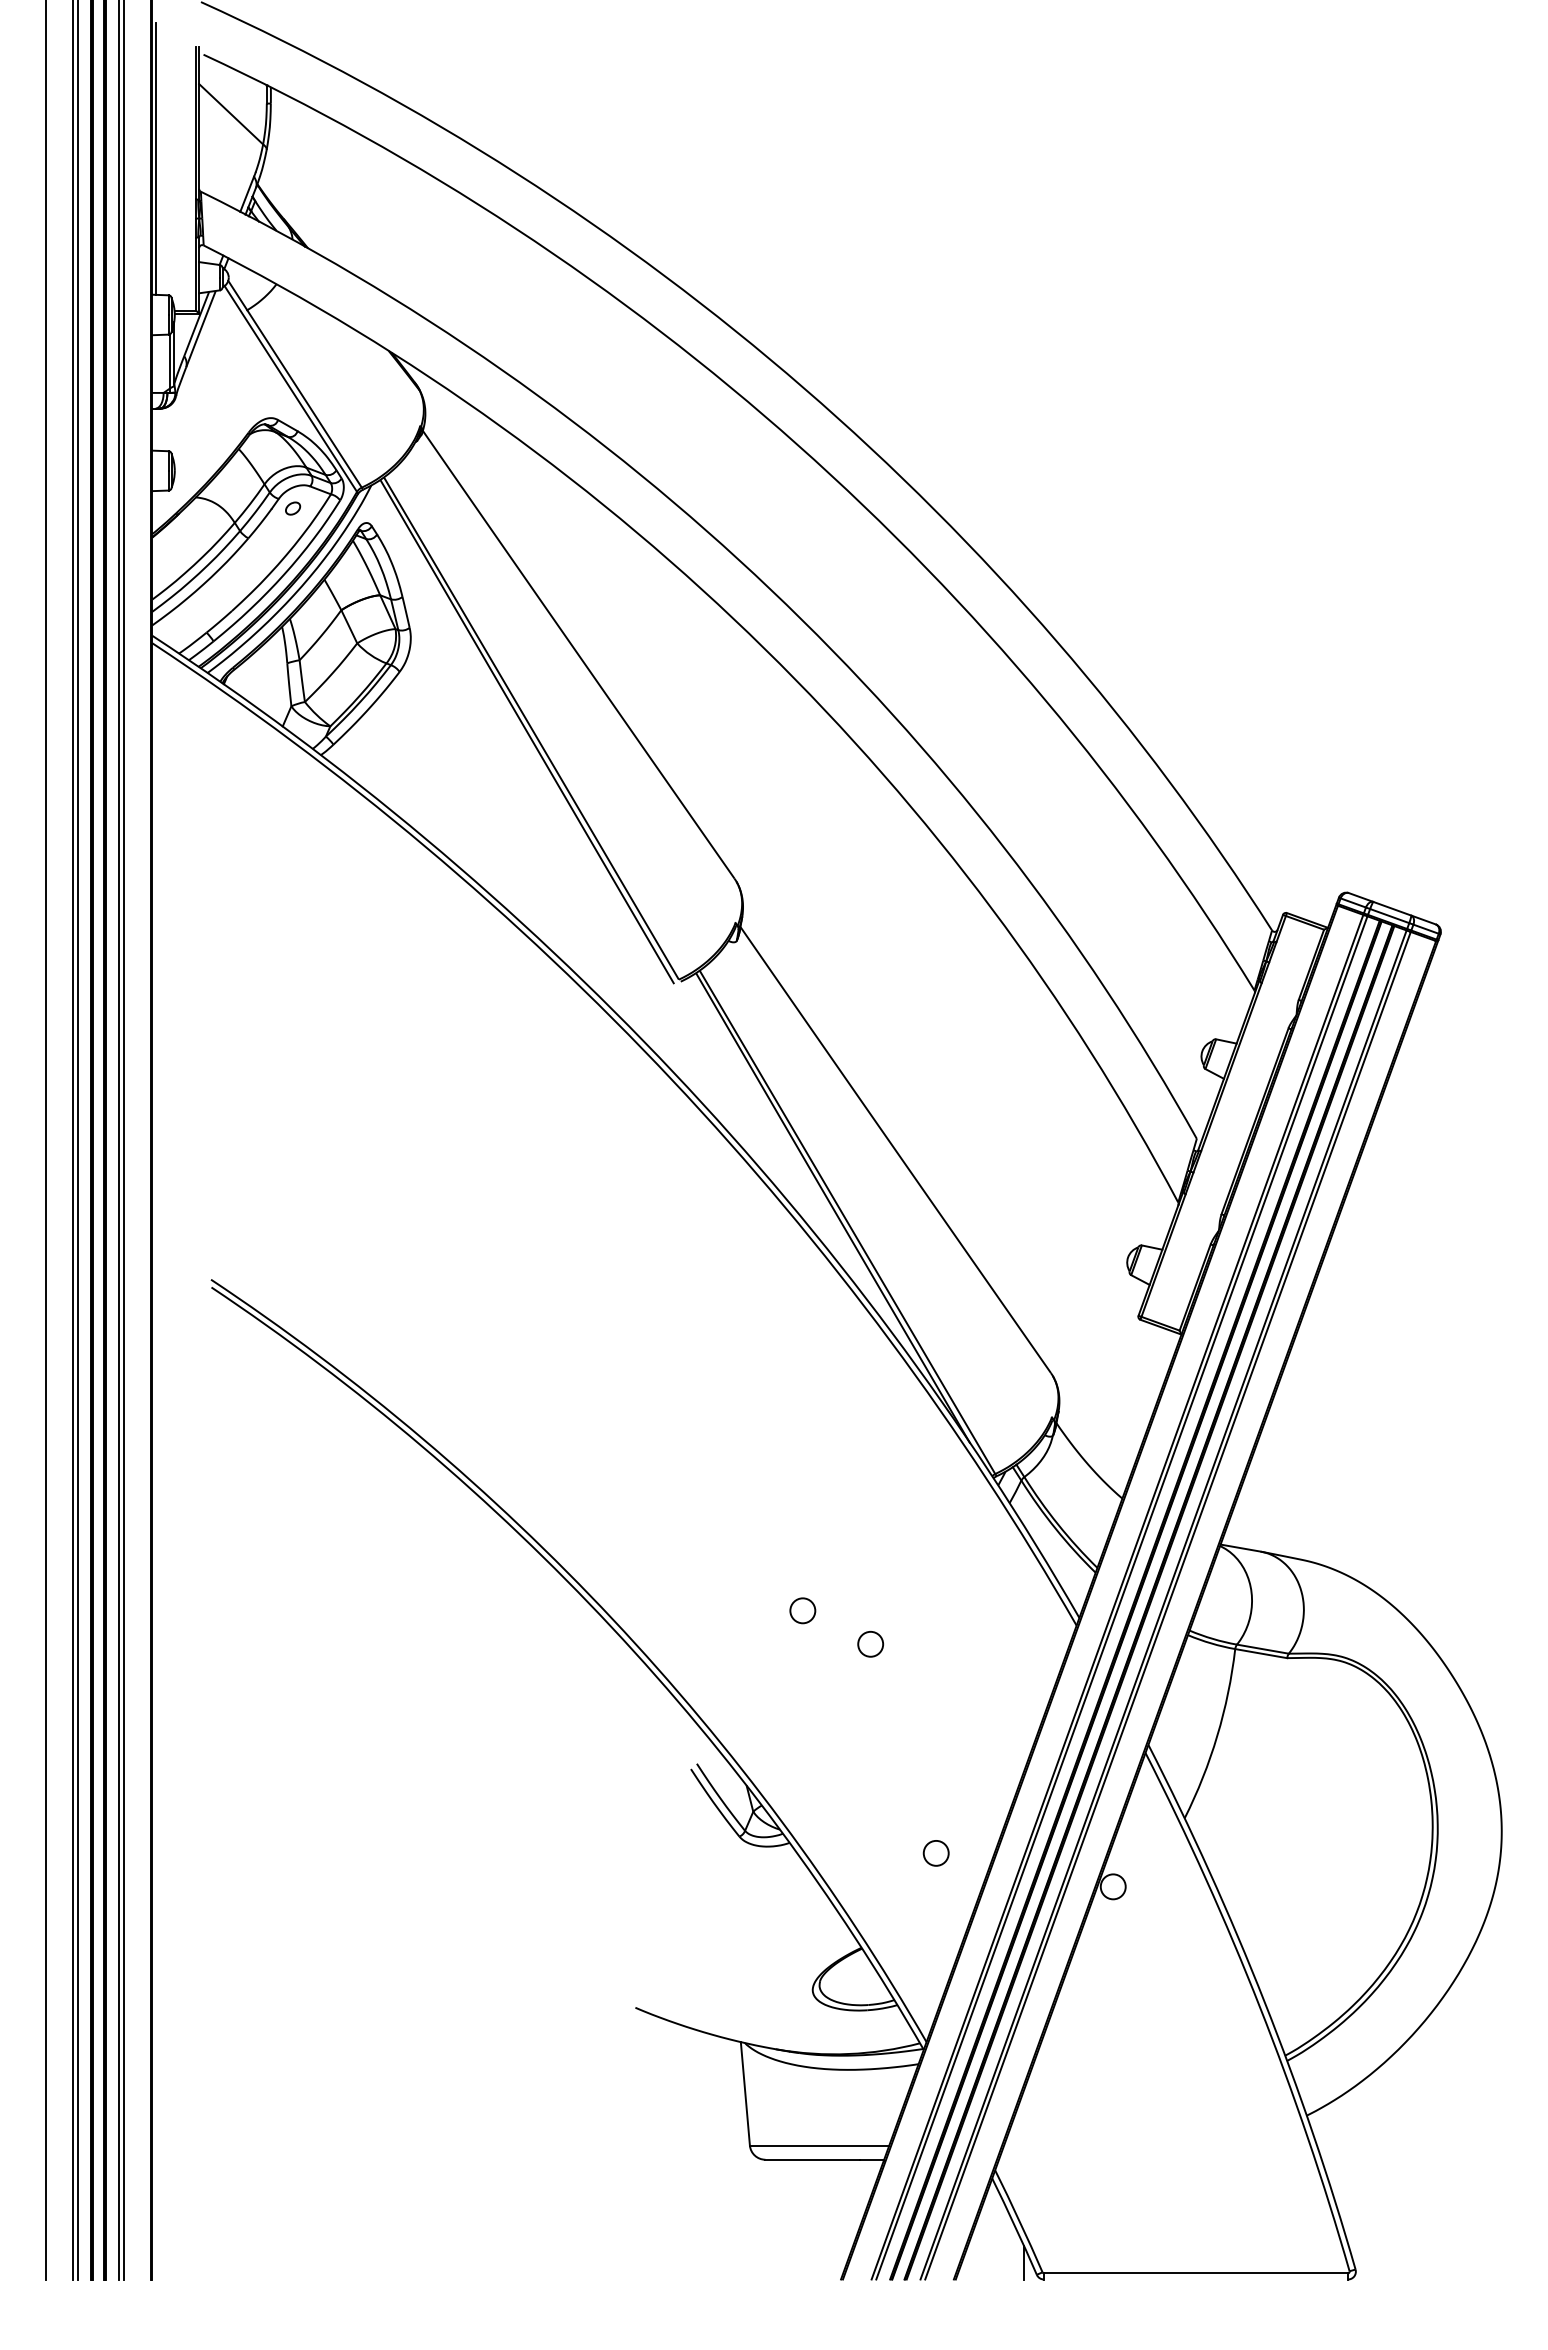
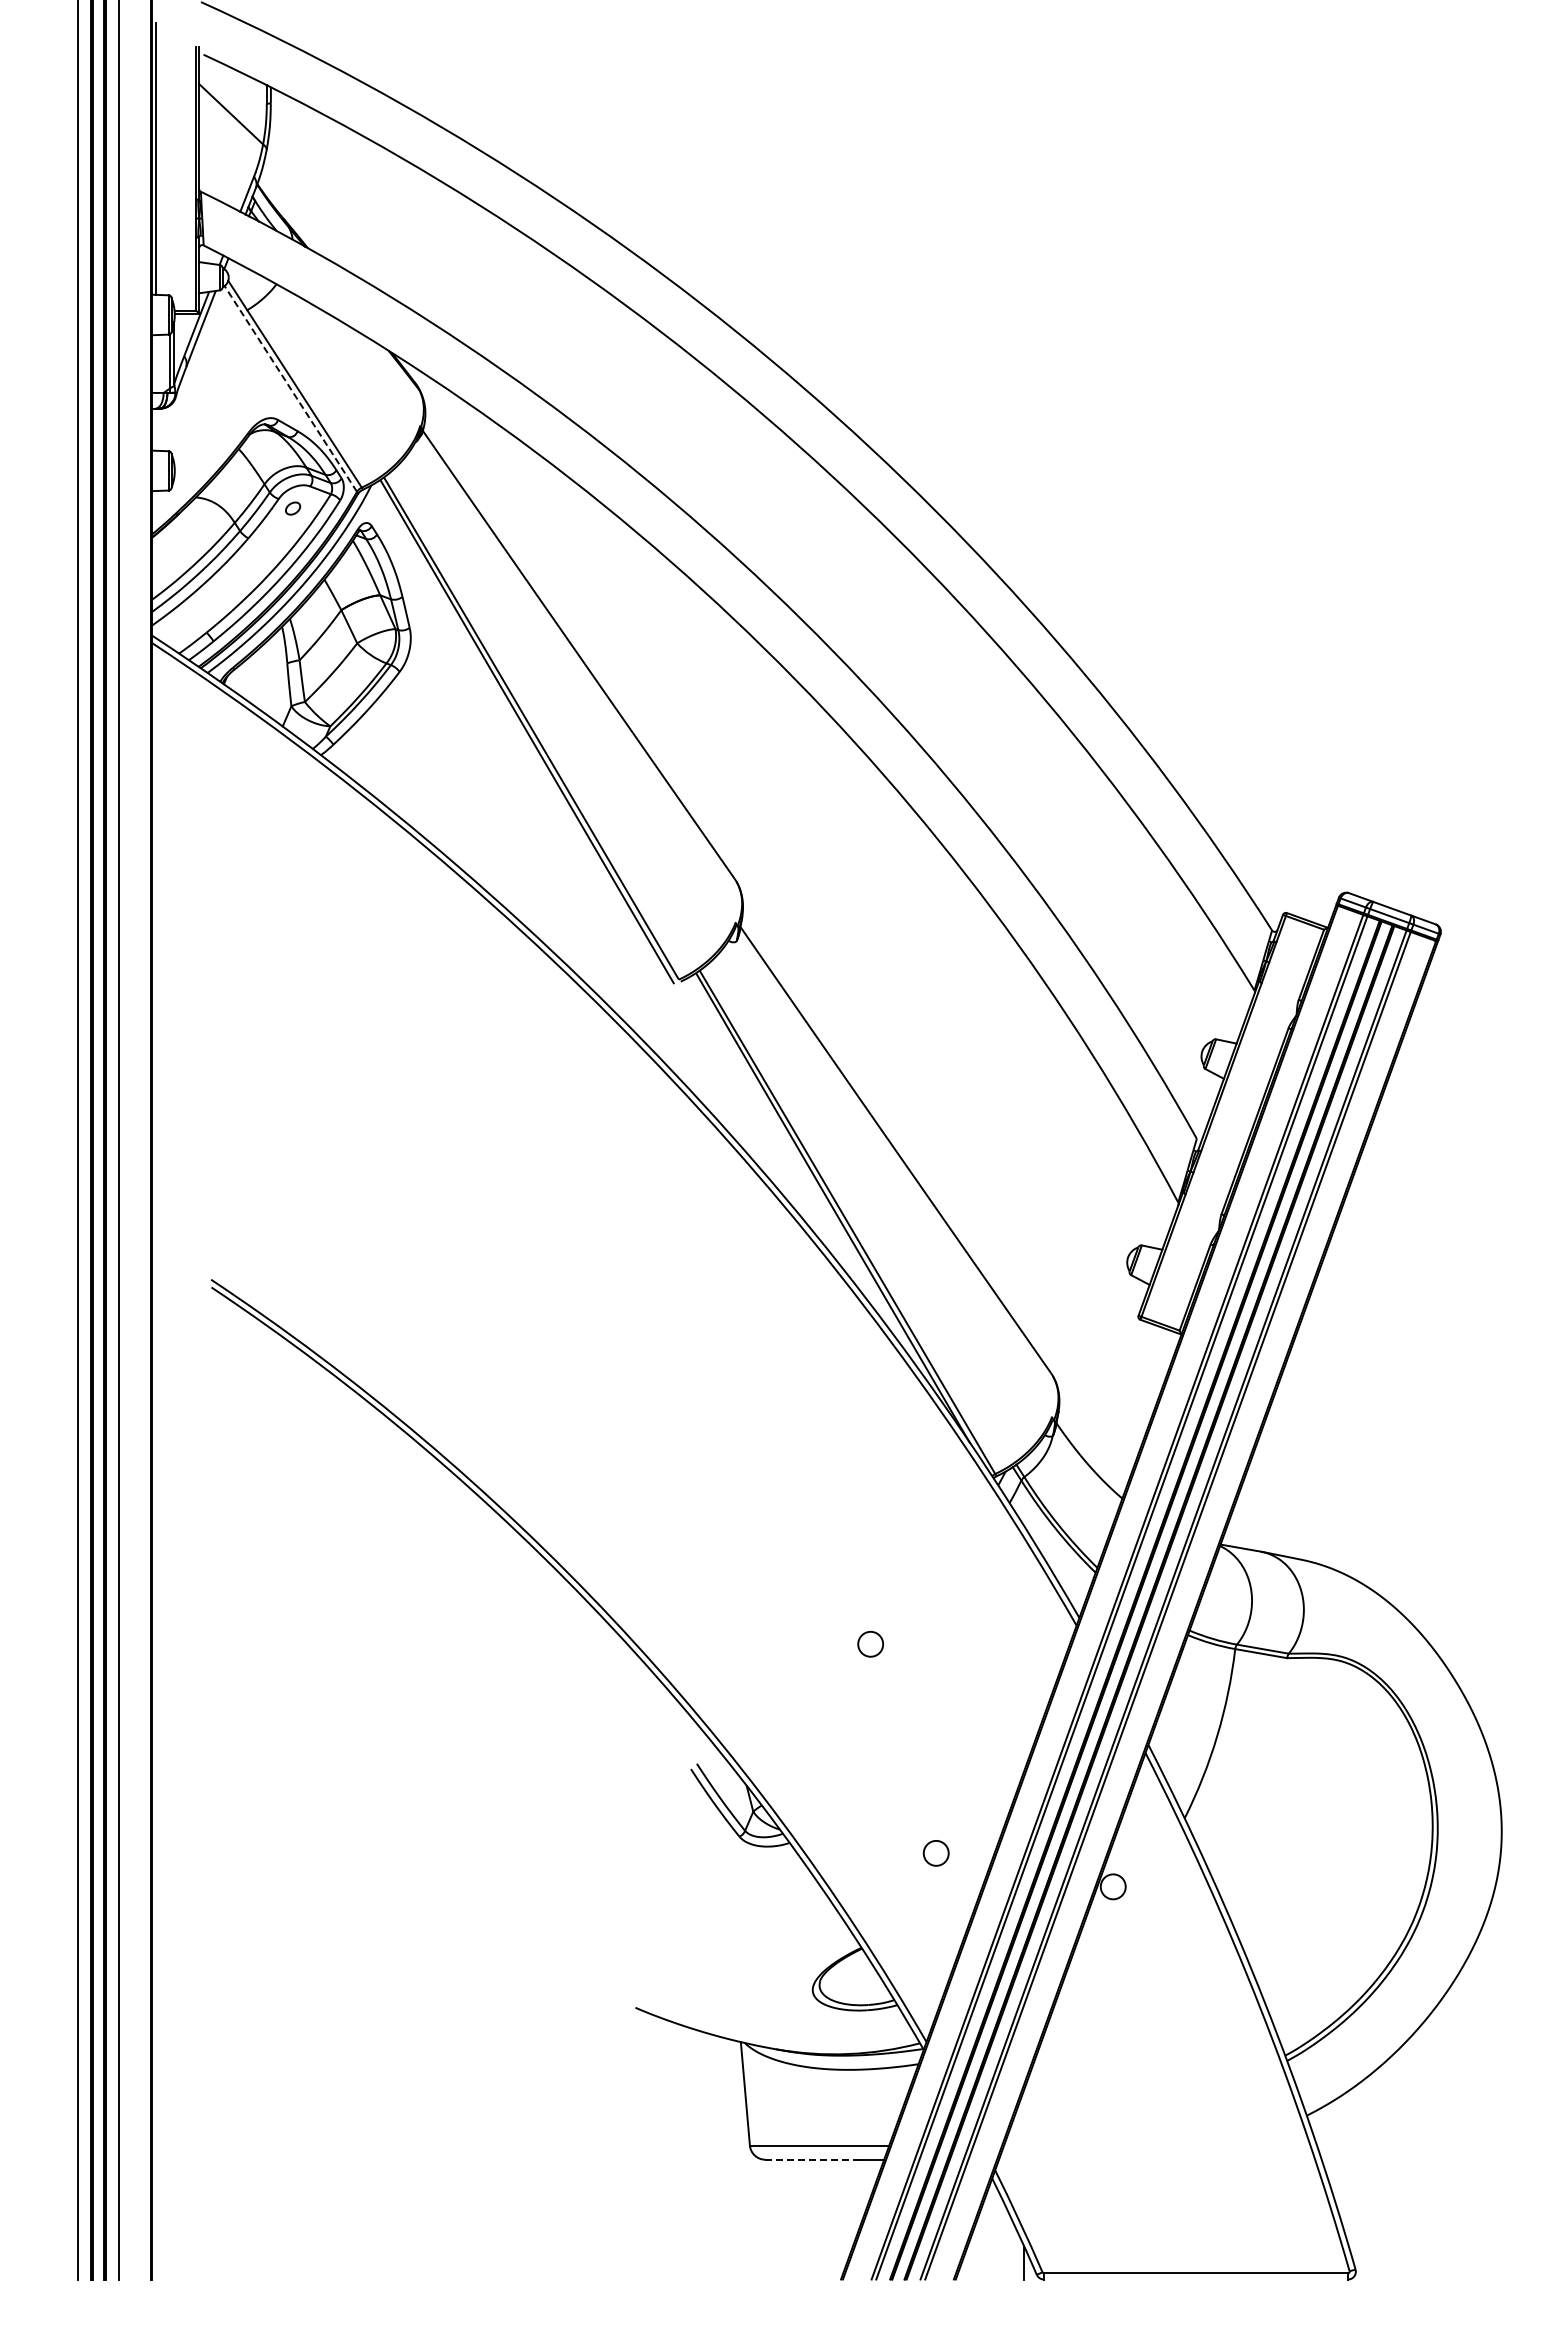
line: solid -> dashed (290, 388)
line: present -> none (46, 1140)
line: present -> none (73, 1140)
line: present -> none (123, 1140)
circle: present -> none (802, 1610)
line: solid -> dashed (812, 2159)
